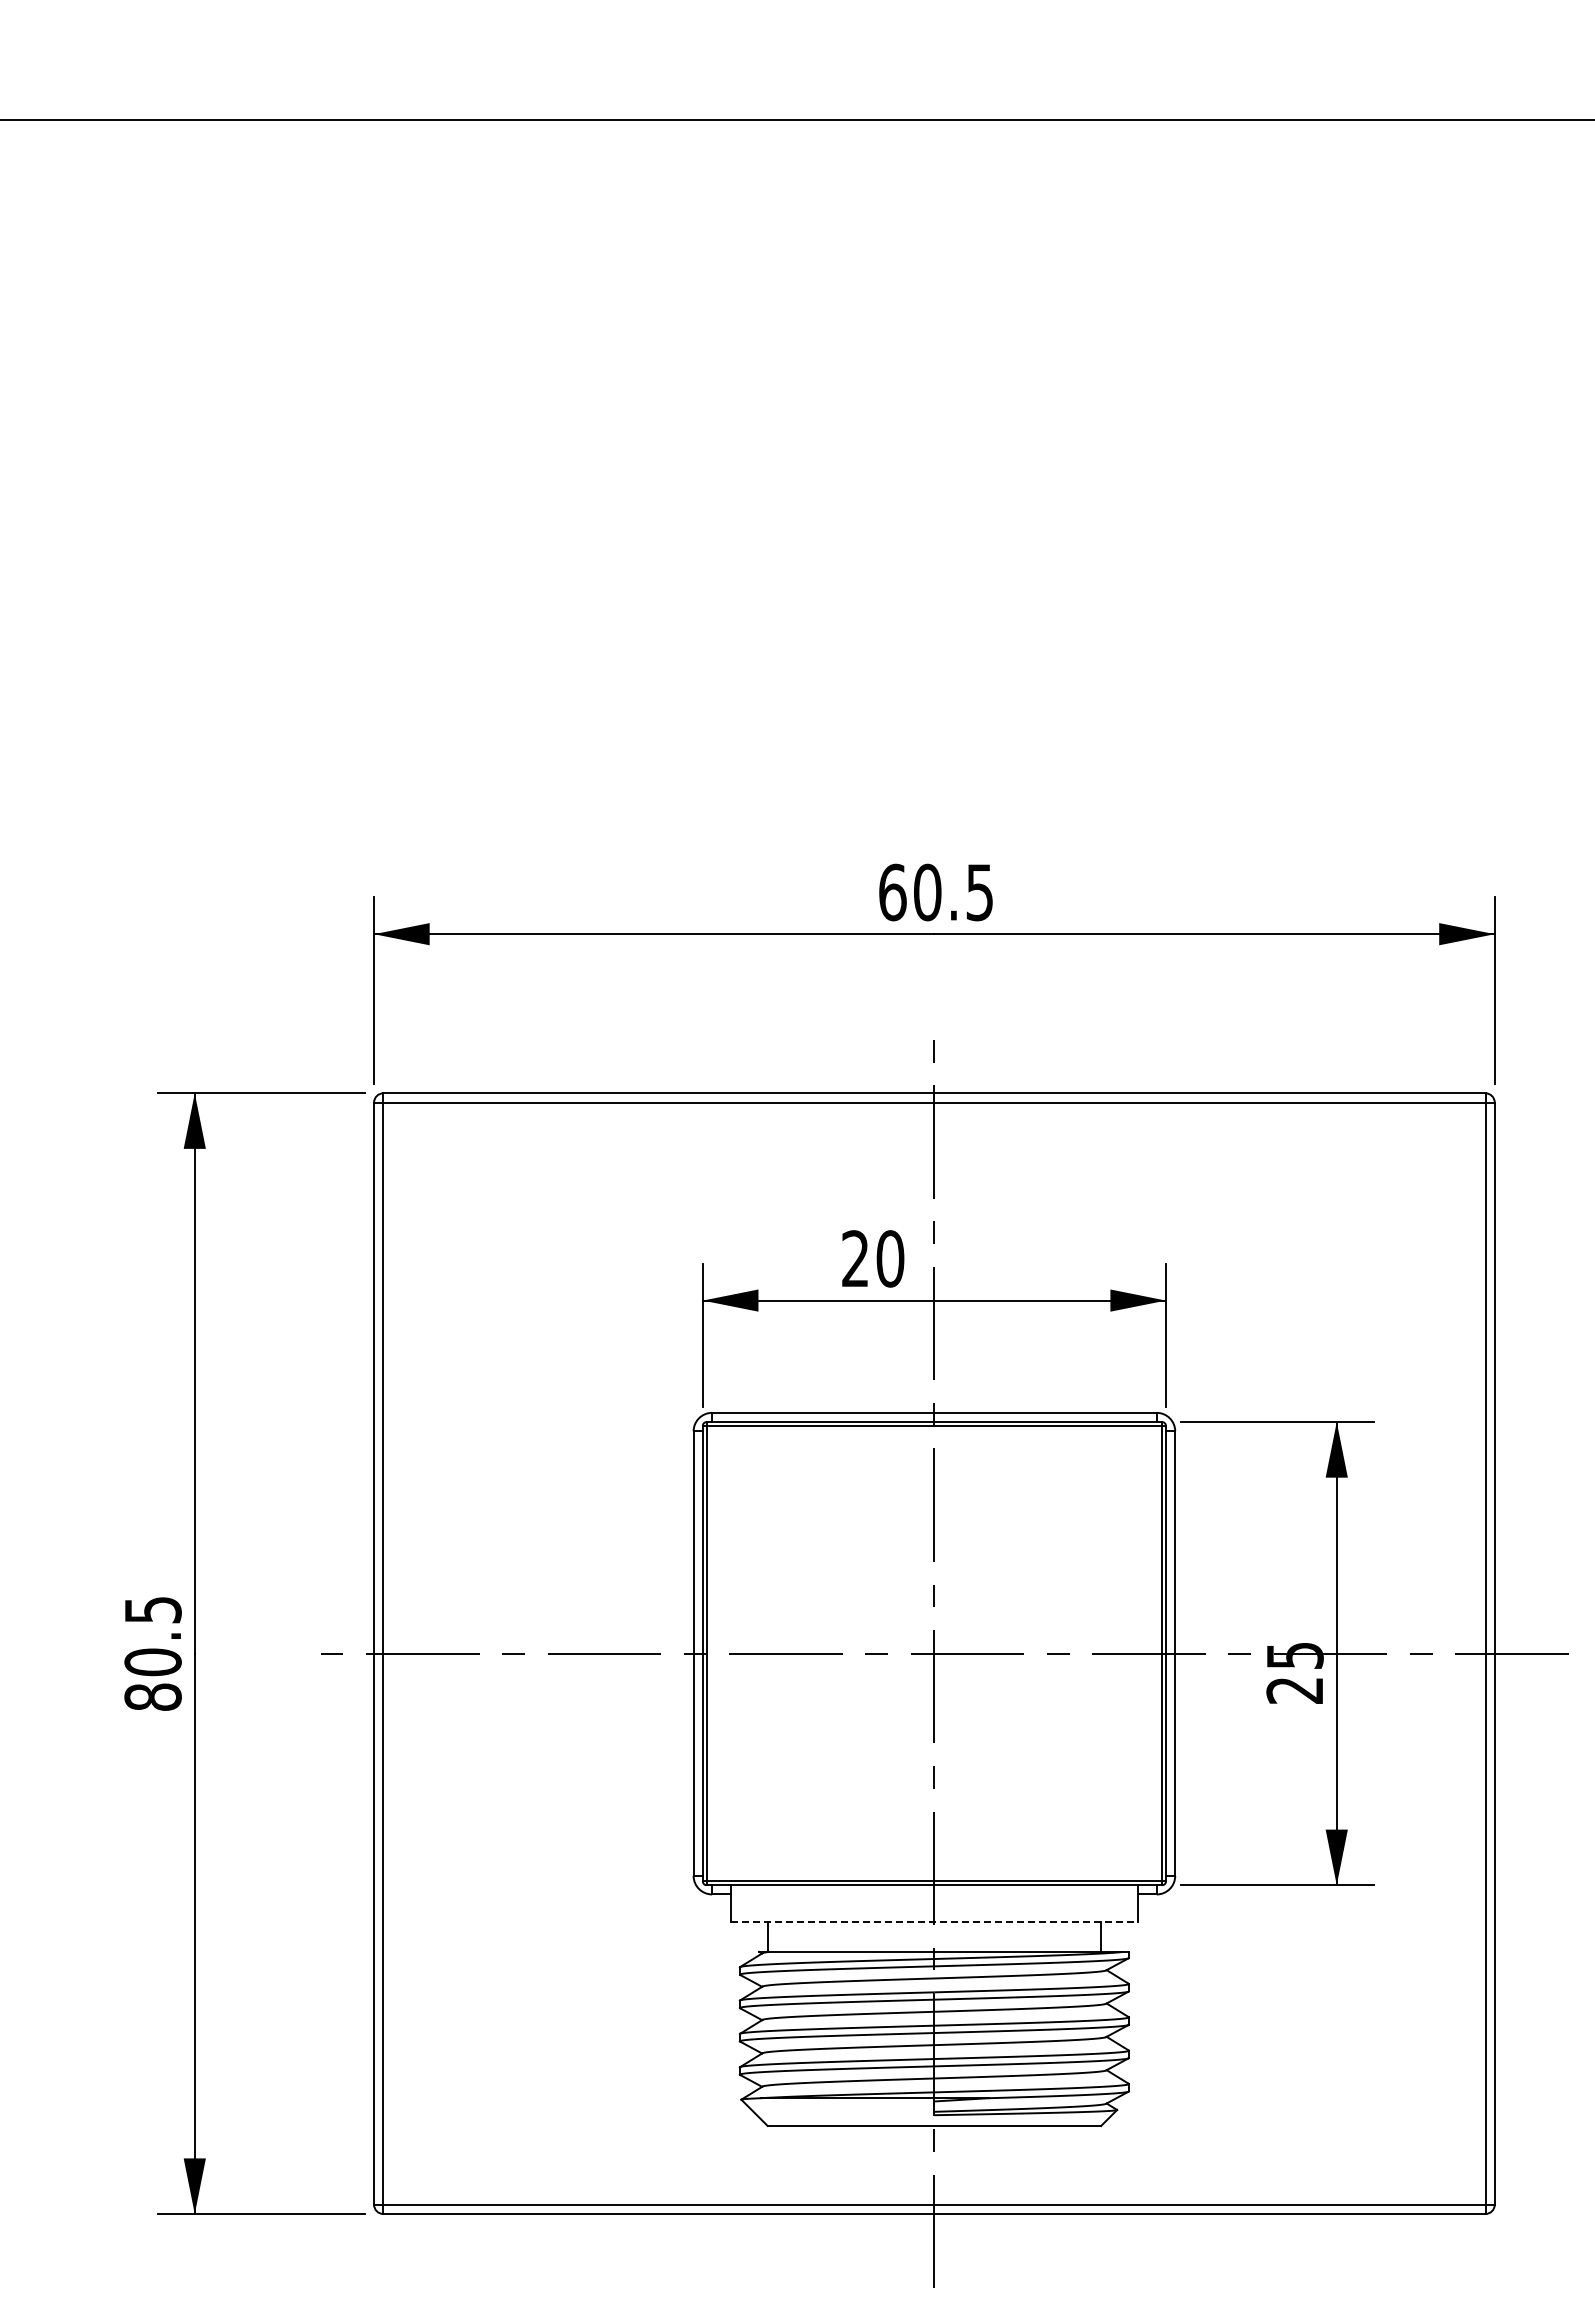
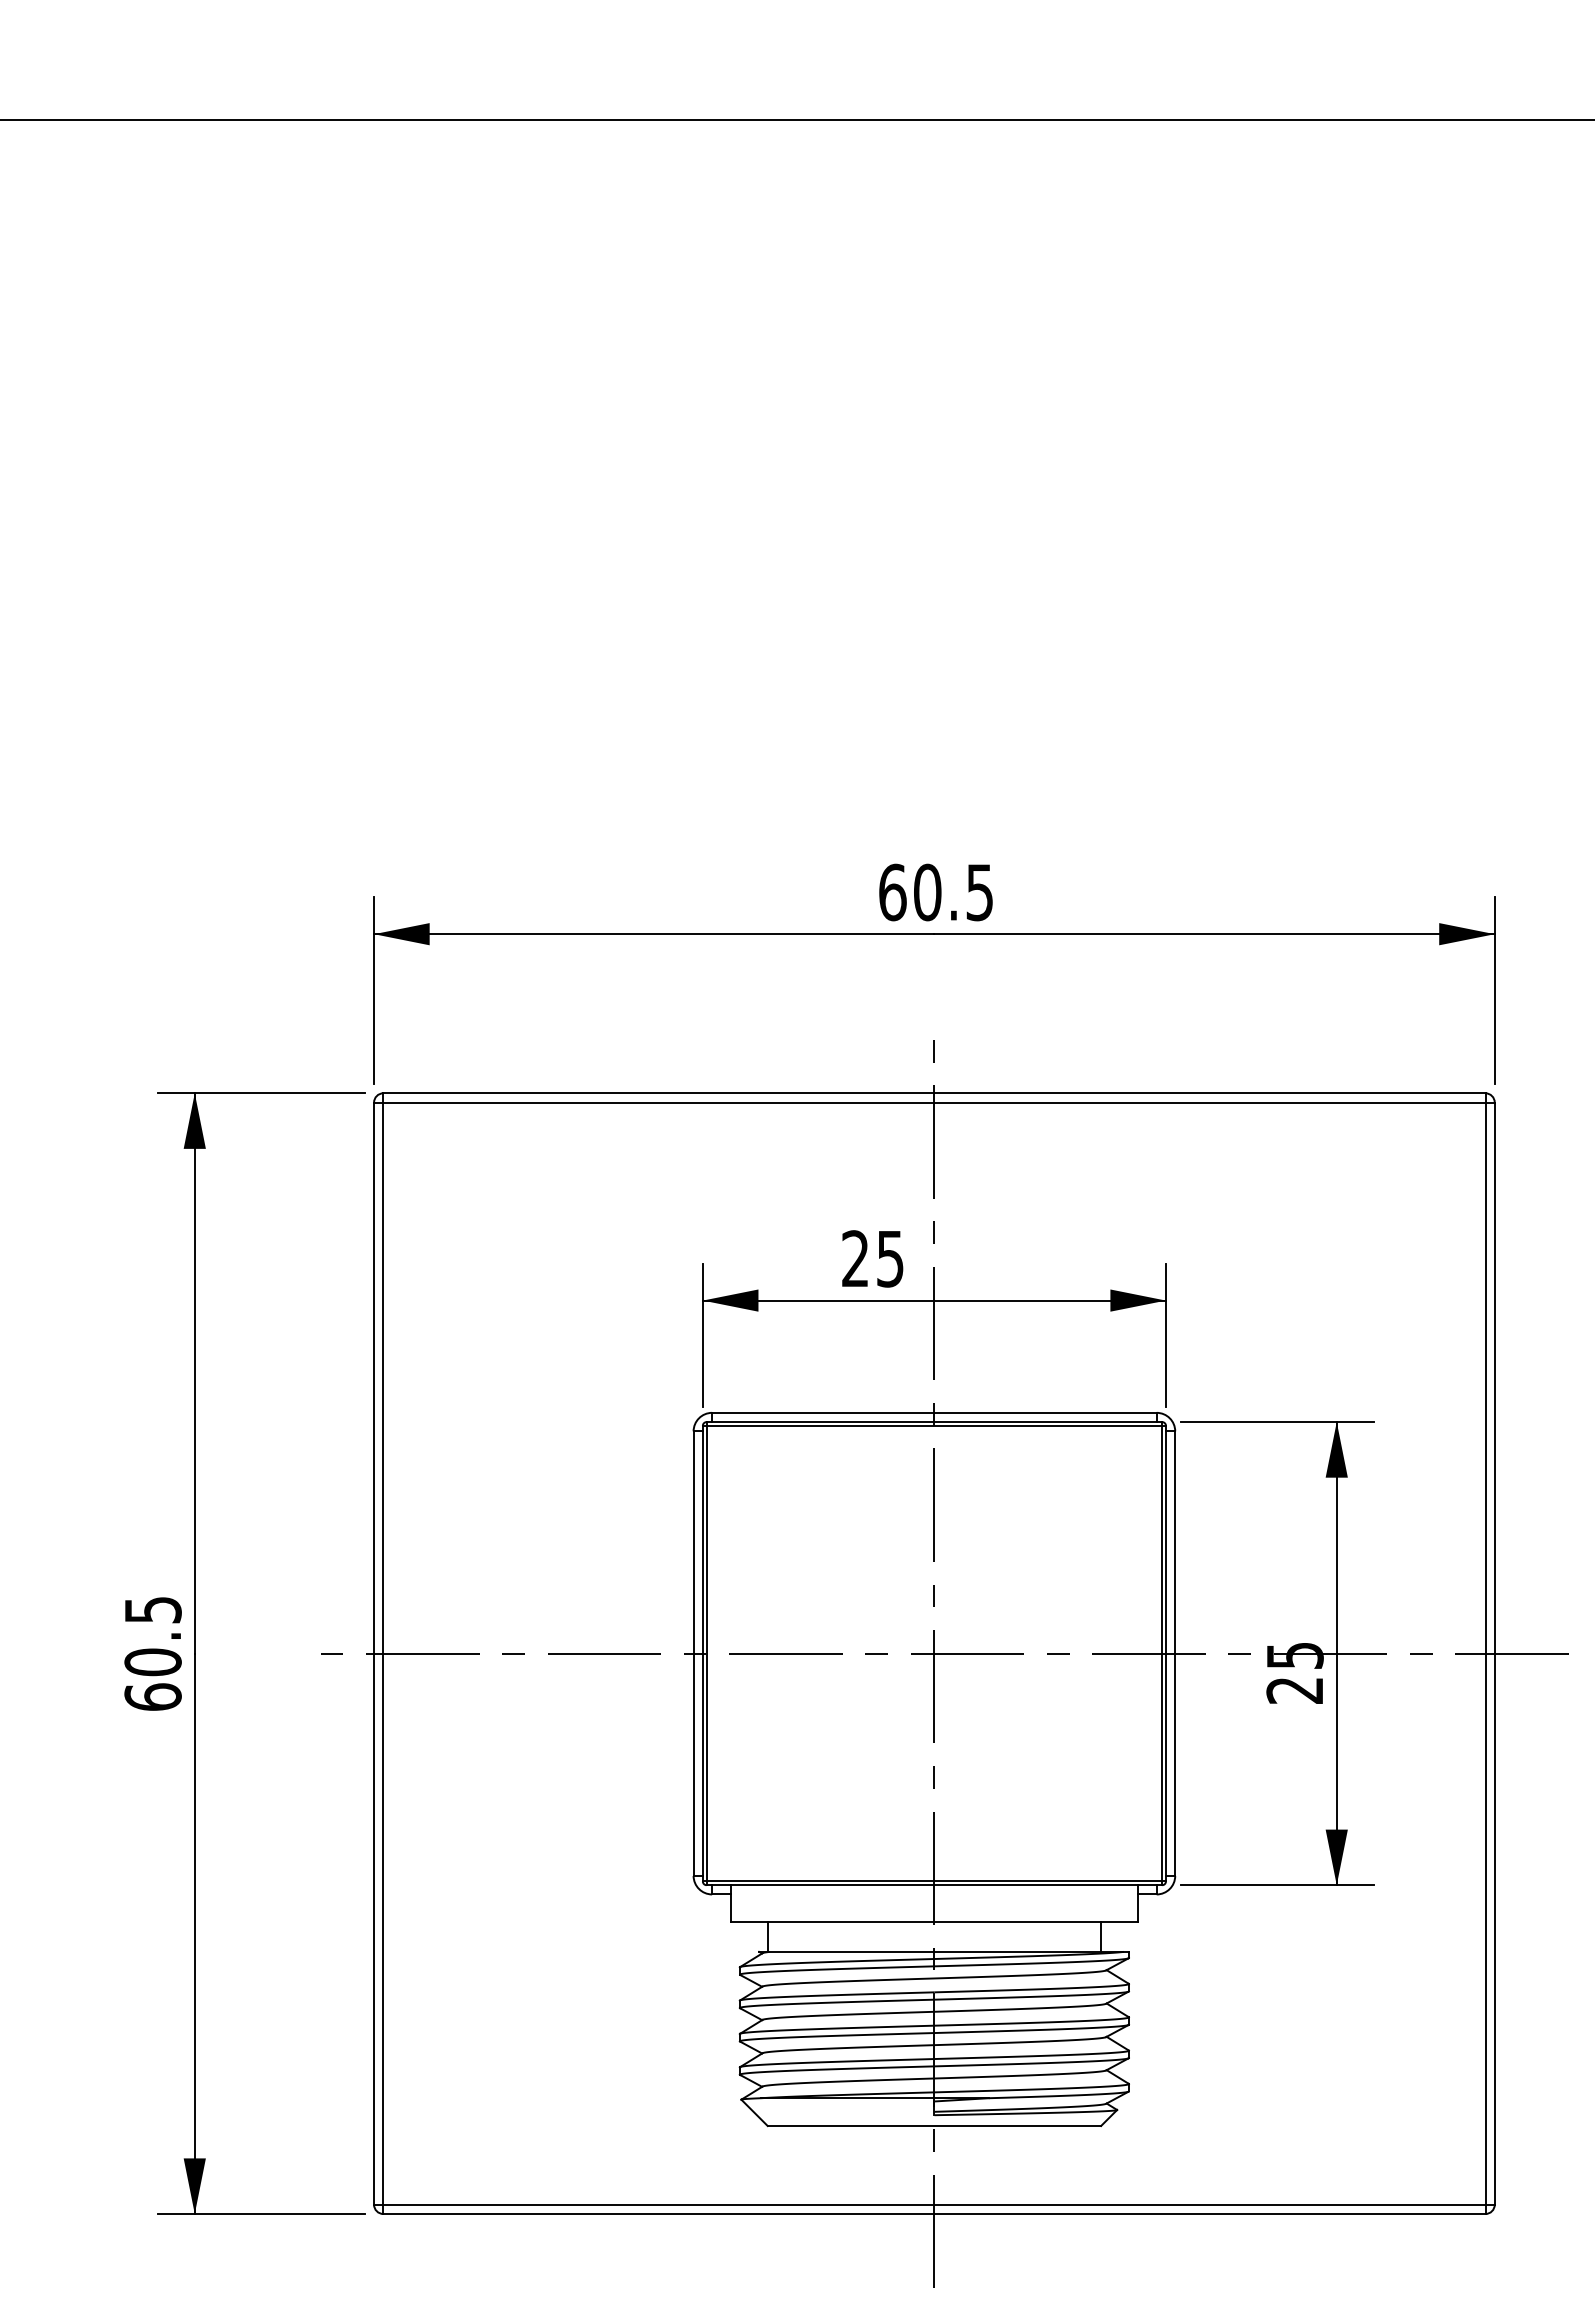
text: 20 -> 25 (890, 1258)
text: 80.5 -> 60.5 (152, 1696)
line: dashed -> solid (934, 1922)
